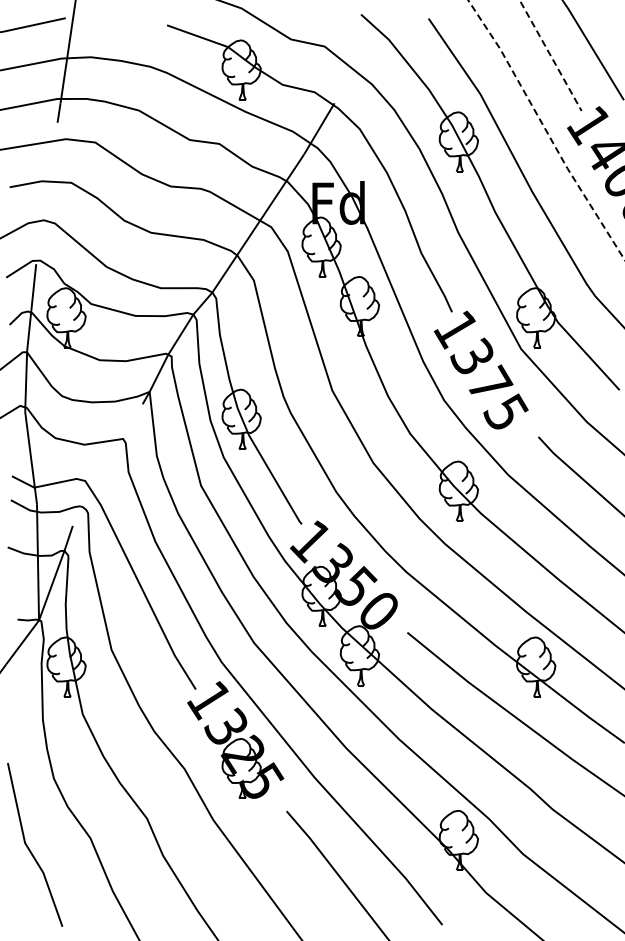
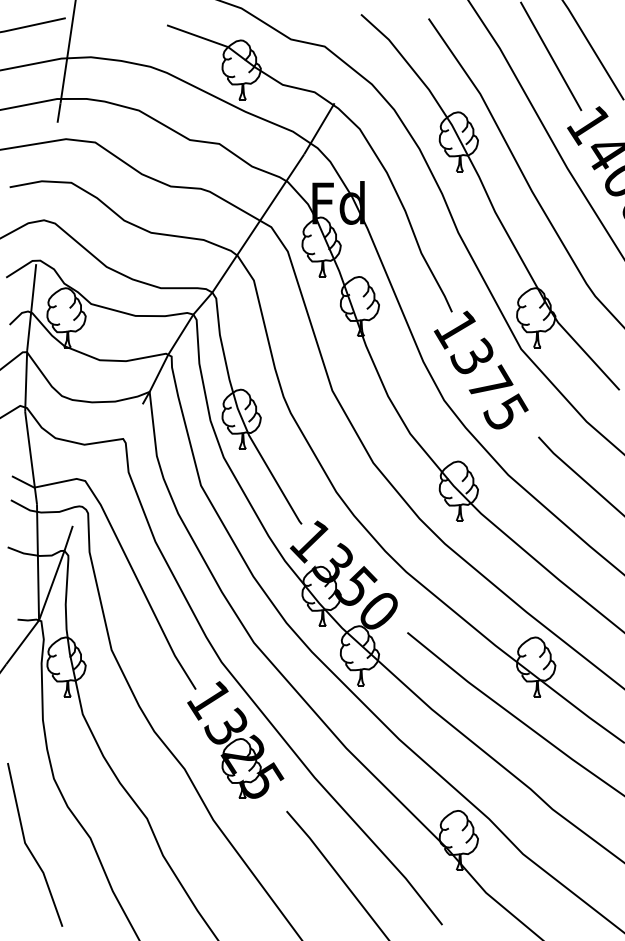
line: dashed -> solid (551, 56)
line: dashed -> solid (545, 130)
